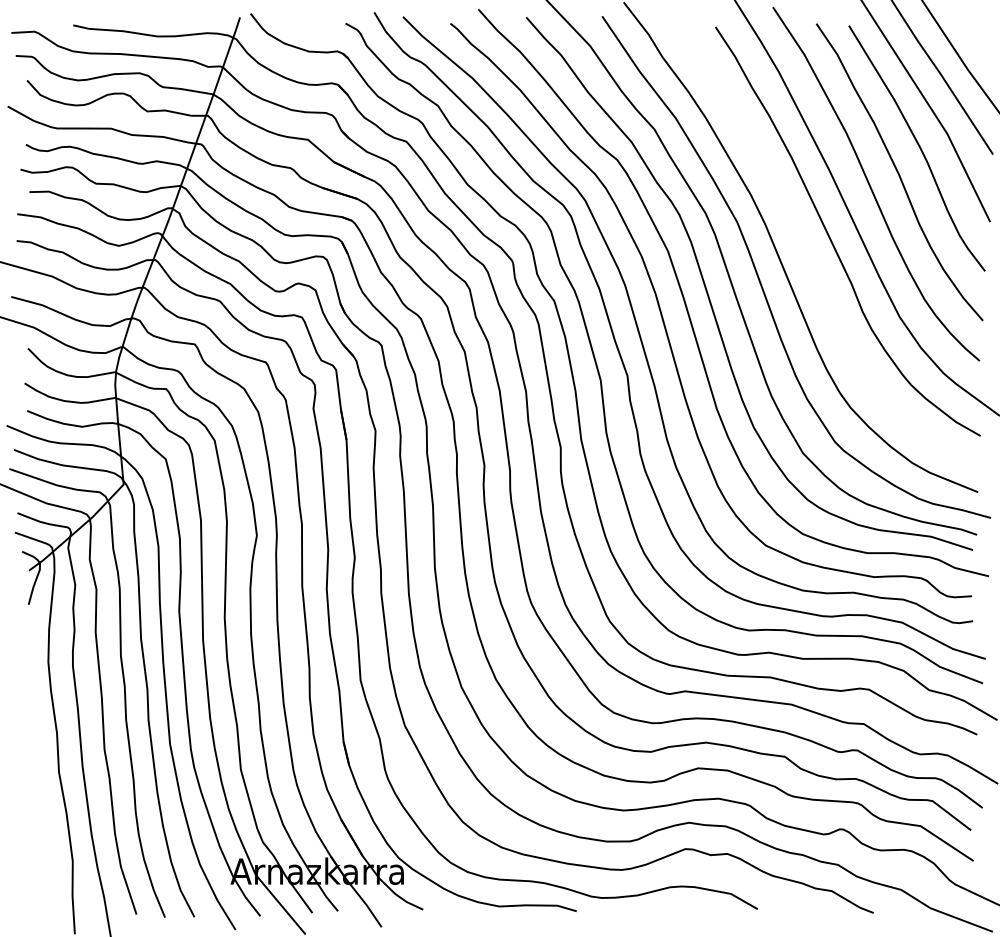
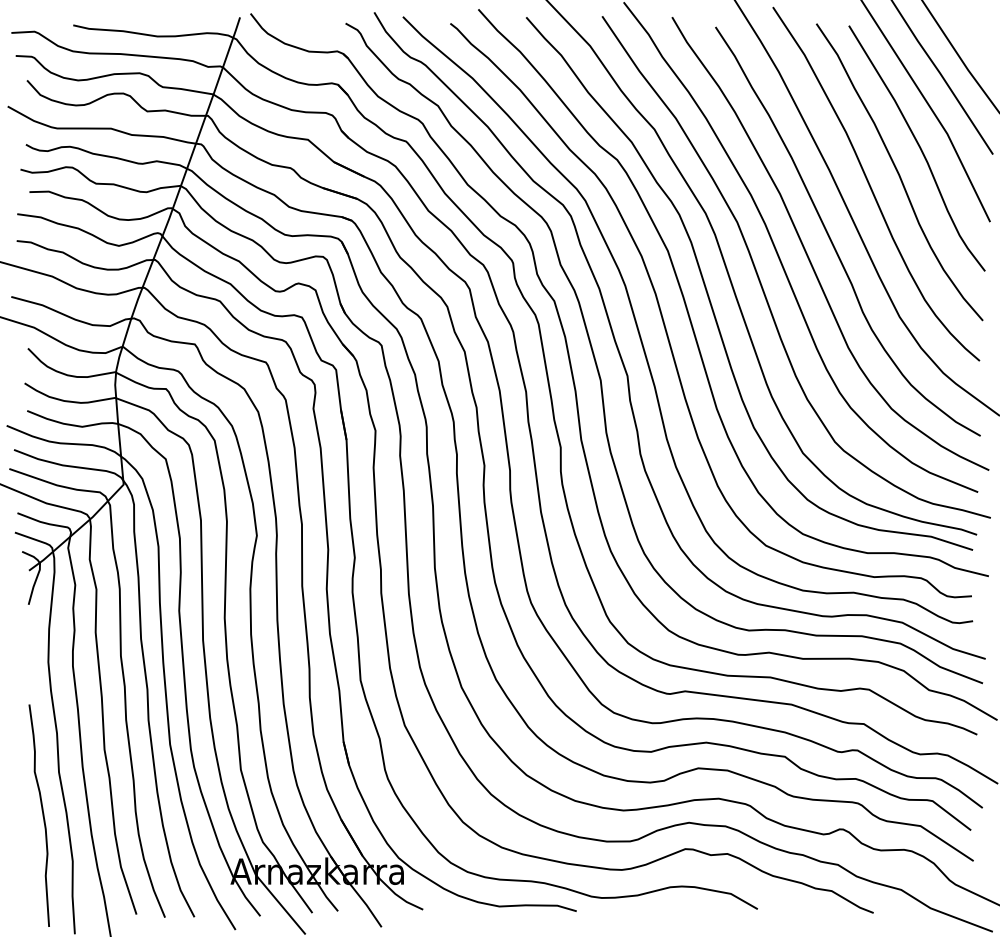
part: none -> present (806, 250)
curve: none -> present (42, 815)
